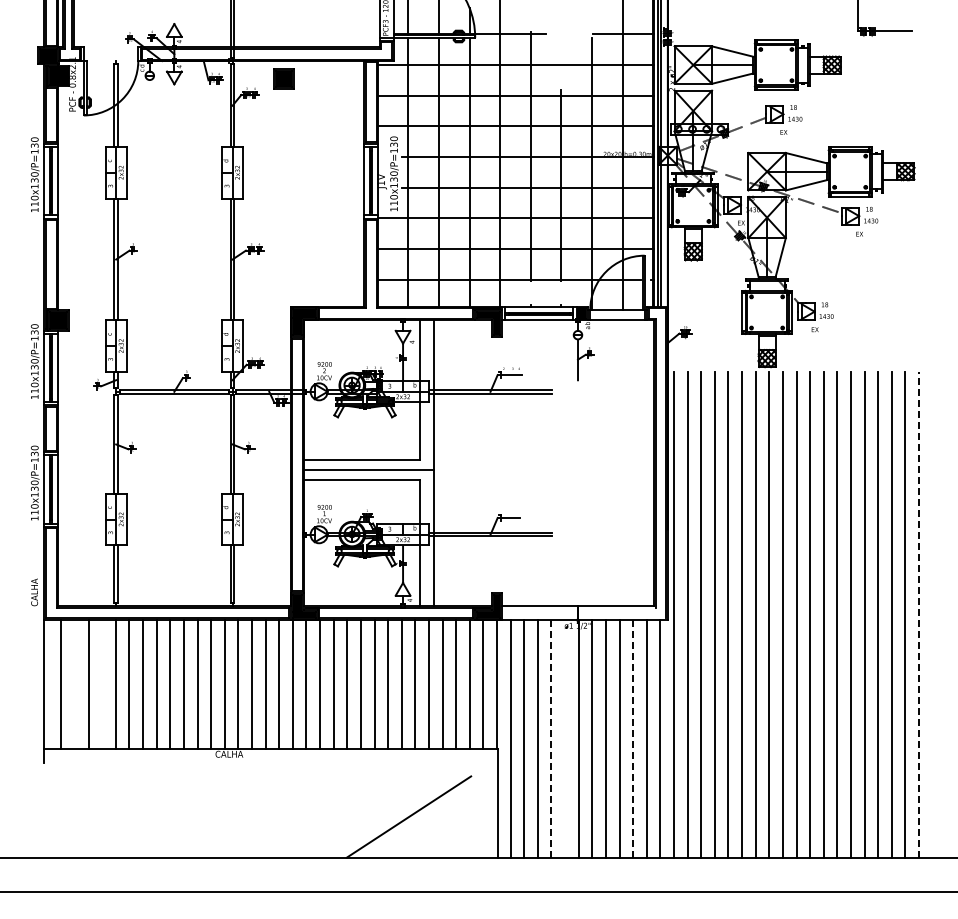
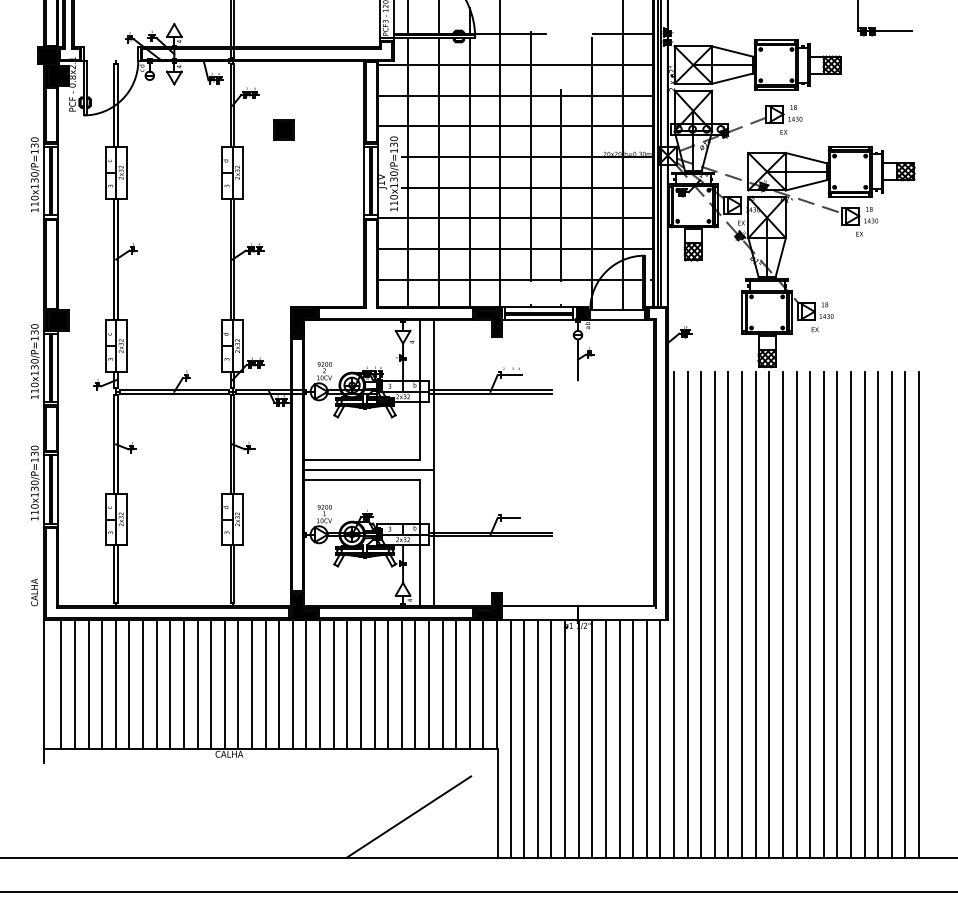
part position: (283, 78) -> (283, 129) (283, 129)
line: dashed -> solid (919, 614)
line: none -> present (75, 684)
line: none -> present (102, 684)
line: dashed -> solid (551, 738)
line: none -> present (565, 738)
line: dashed -> solid (633, 738)
